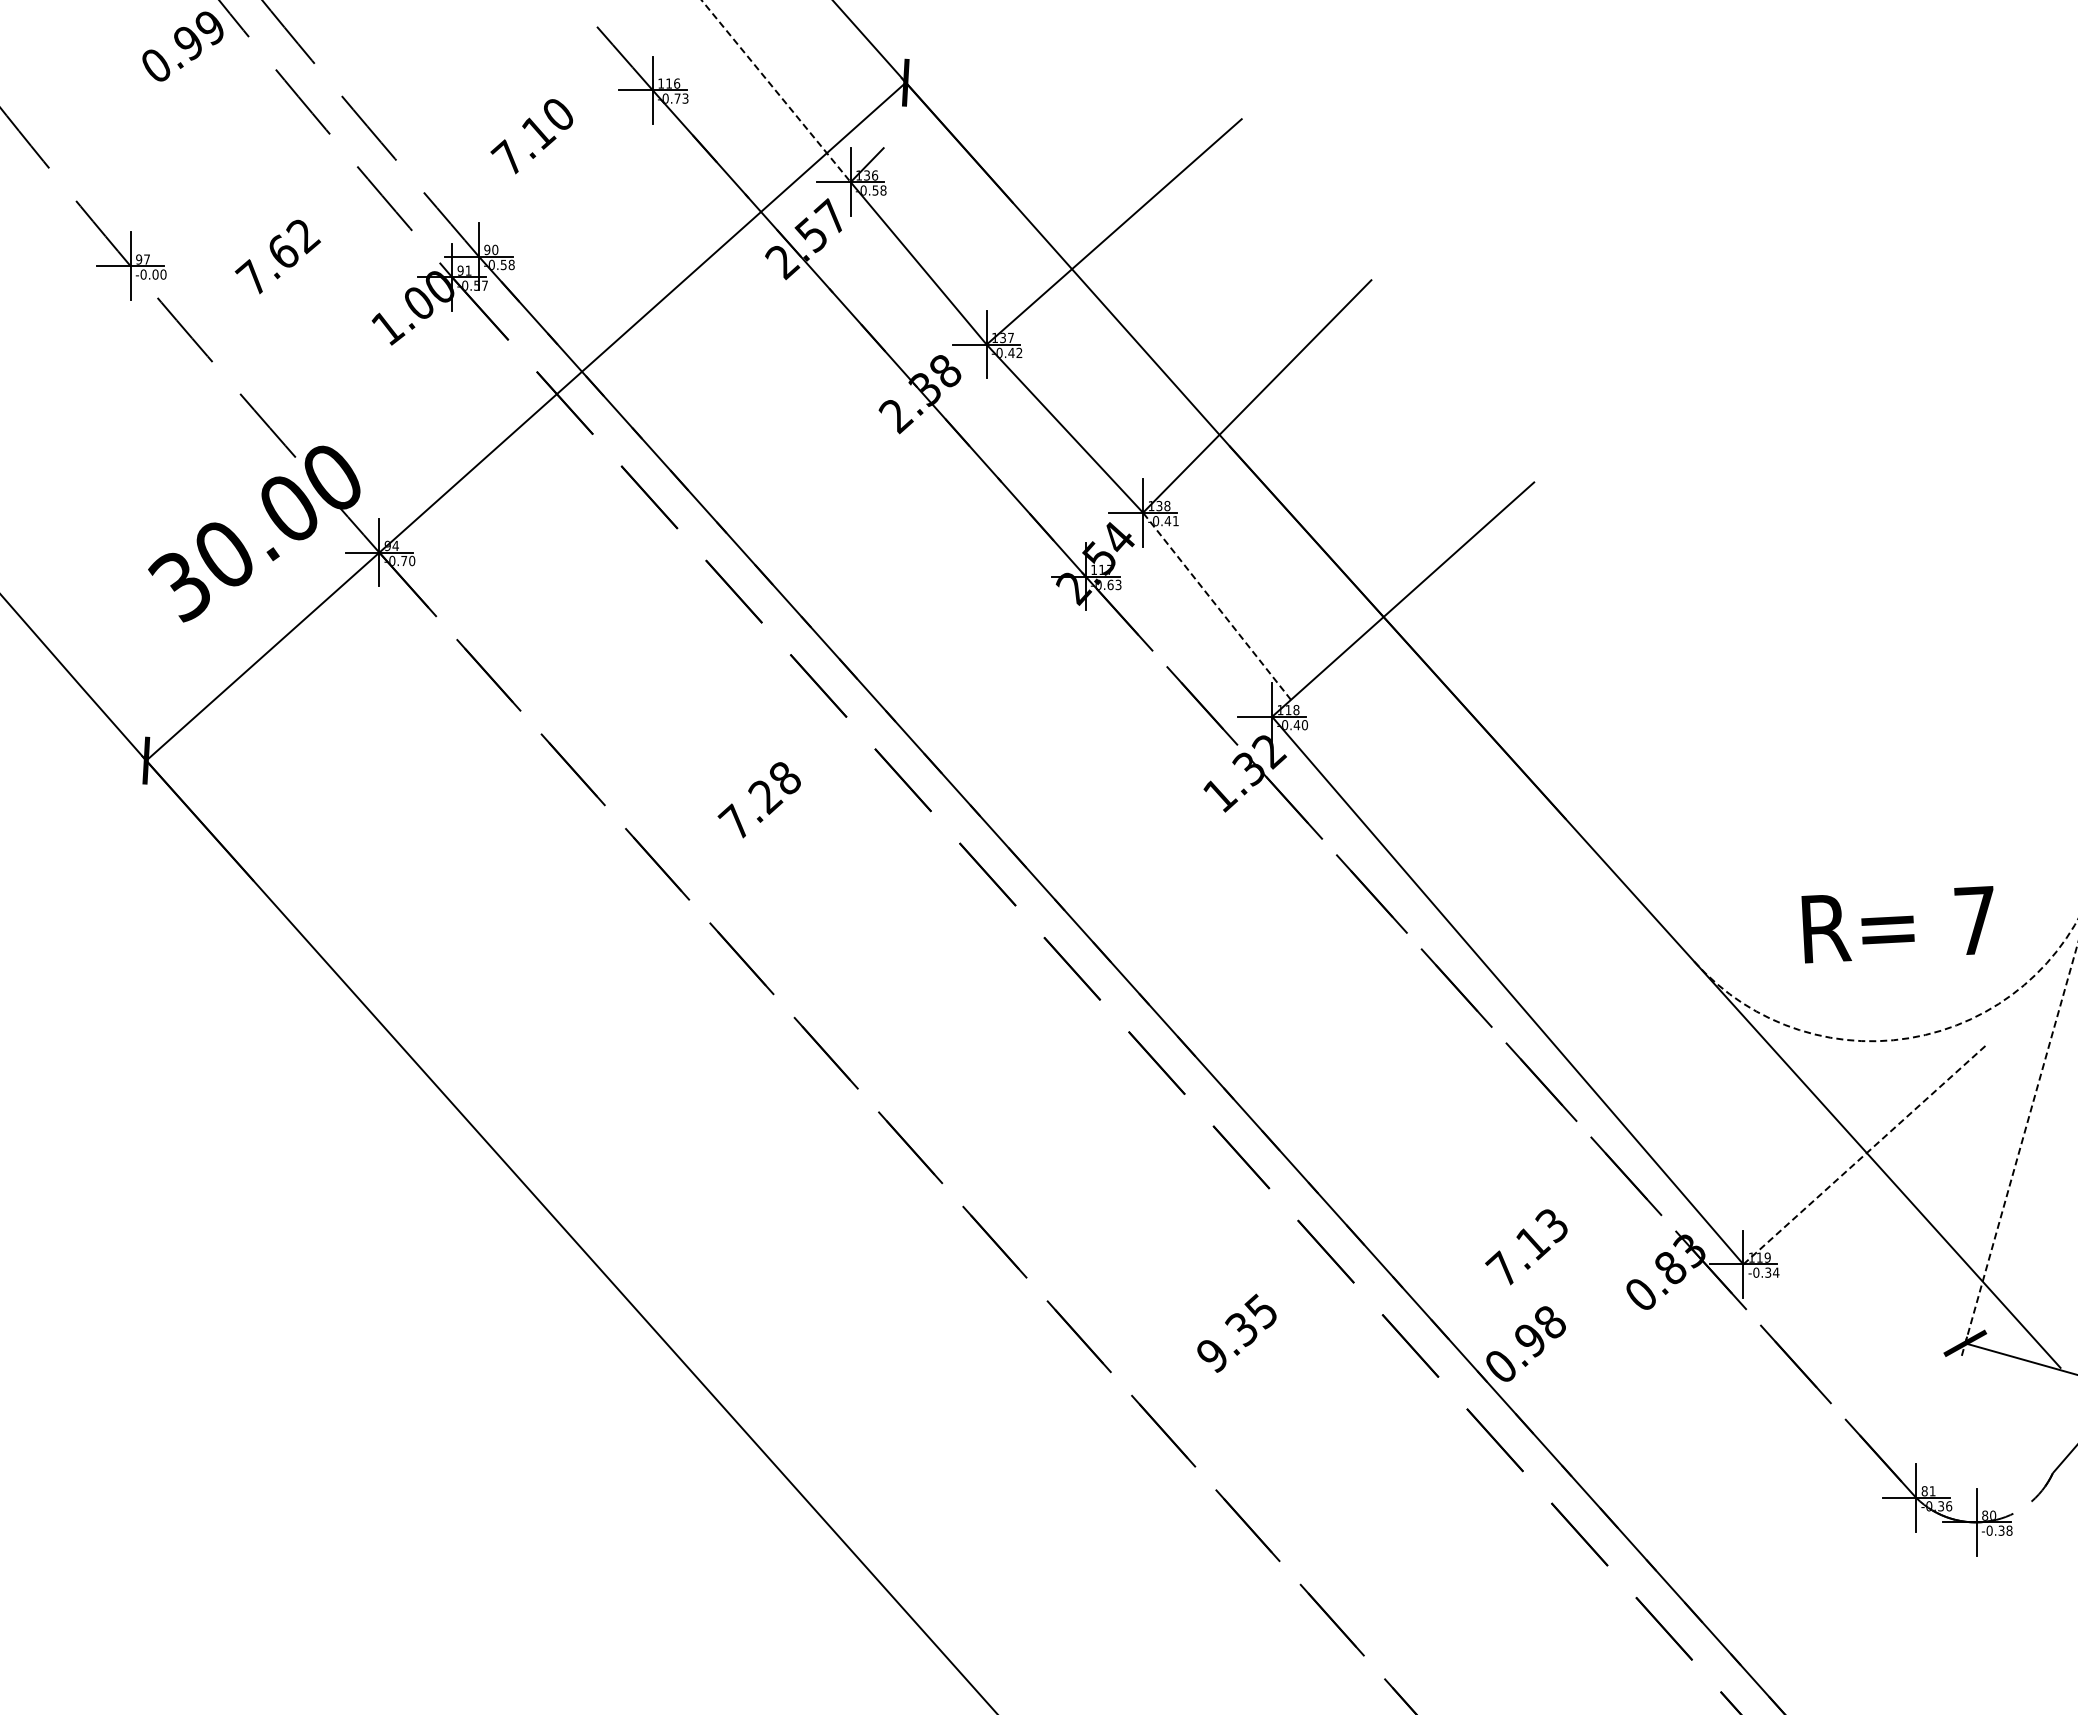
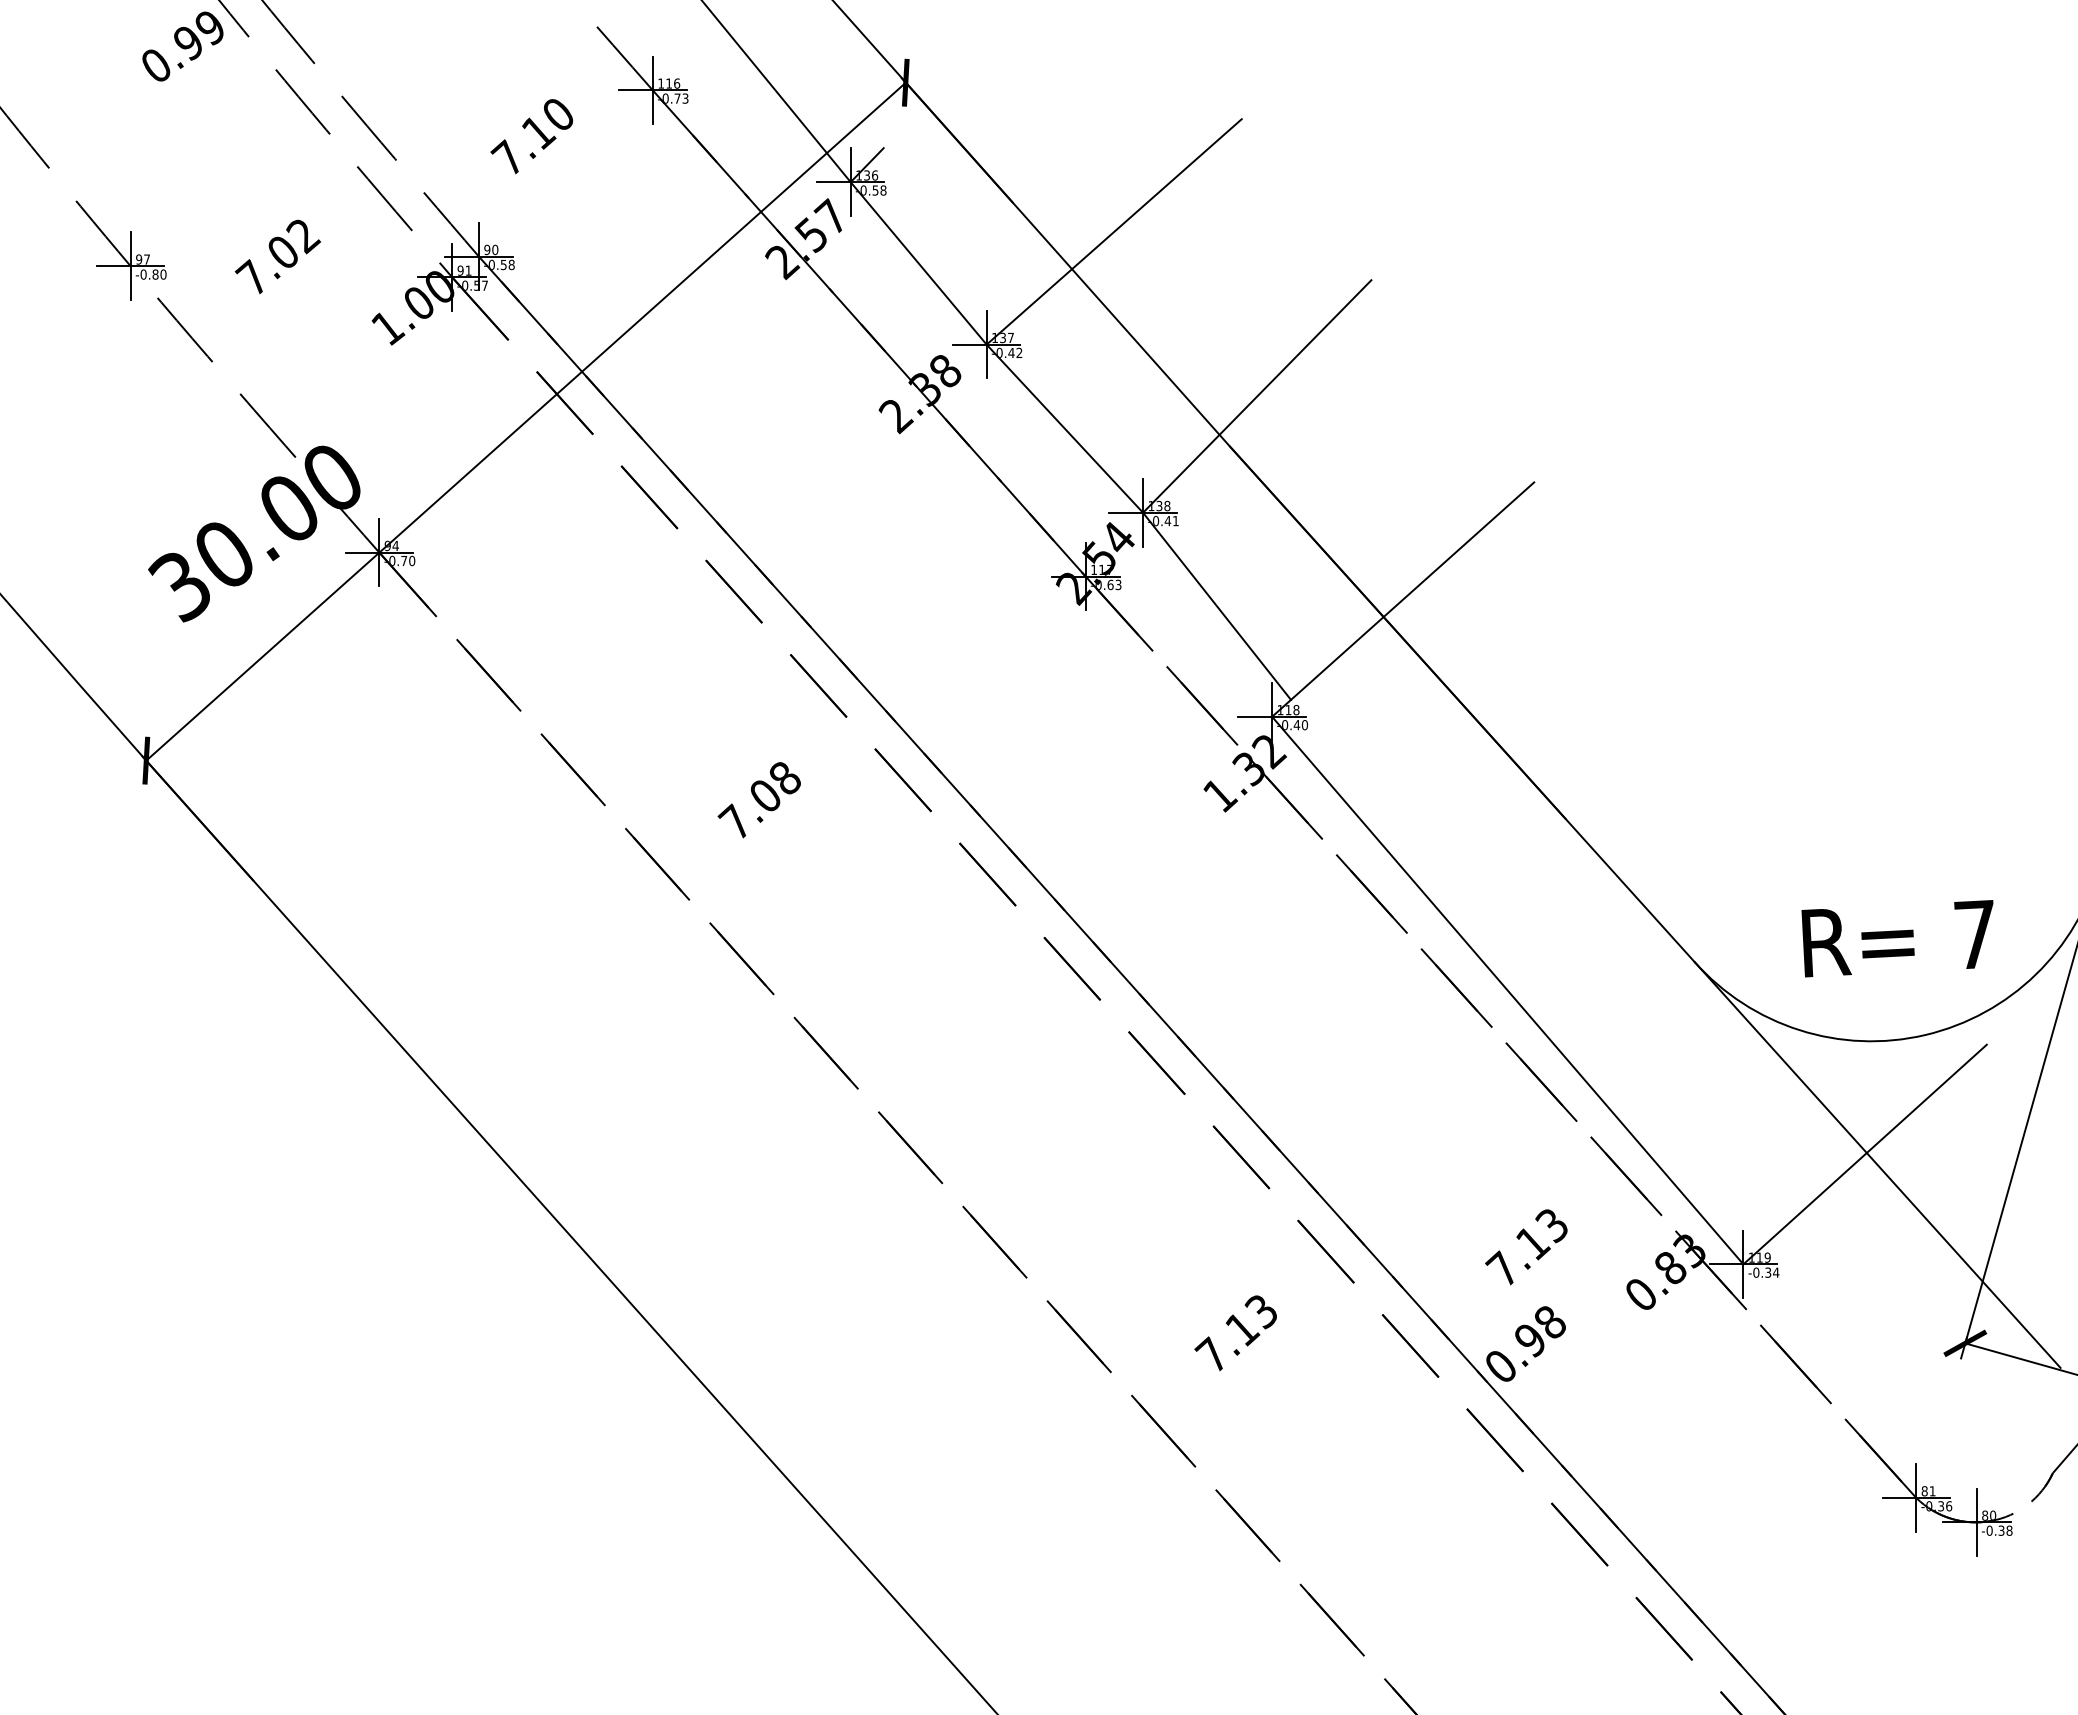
line: dashed -> solid (776, 91)
text: 7.62 -> 7.02 (283, 250)
text: -0.00 -> -0.80 (155, 274)
line: dashed -> solid (1216, 605)
text: 7.28 -> 7.08 (765, 797)
text position: (1897, 924) -> (1897, 938) (1897, 938)
arc: dashed -> solid (1897, 1039)
line: dashed -> solid (2019, 1151)
line: dashed -> solid (1865, 1154)
text: 9.35 -> 7.13 (1235, 1332)
